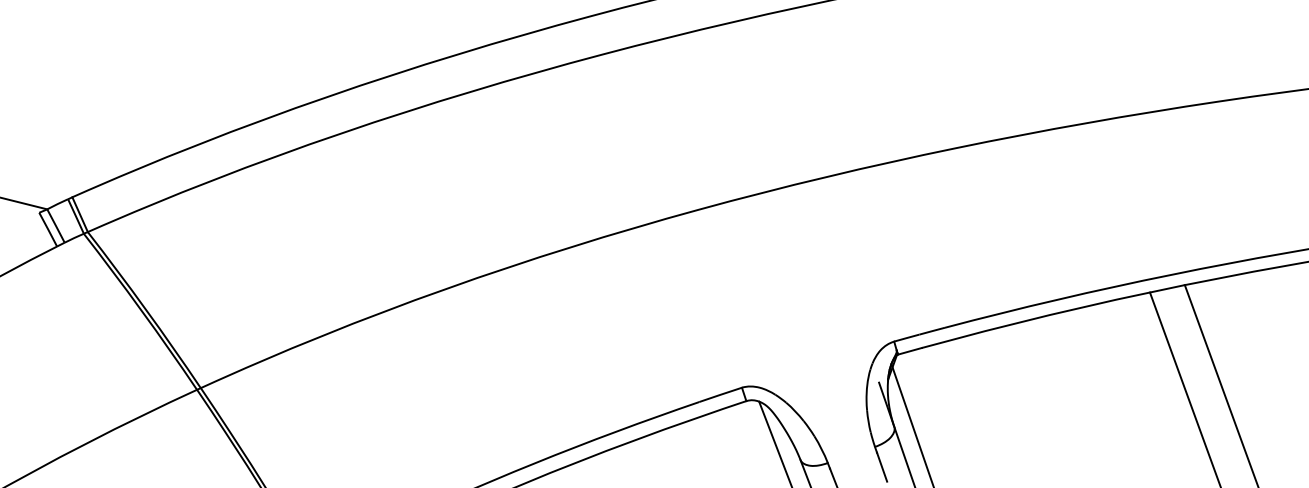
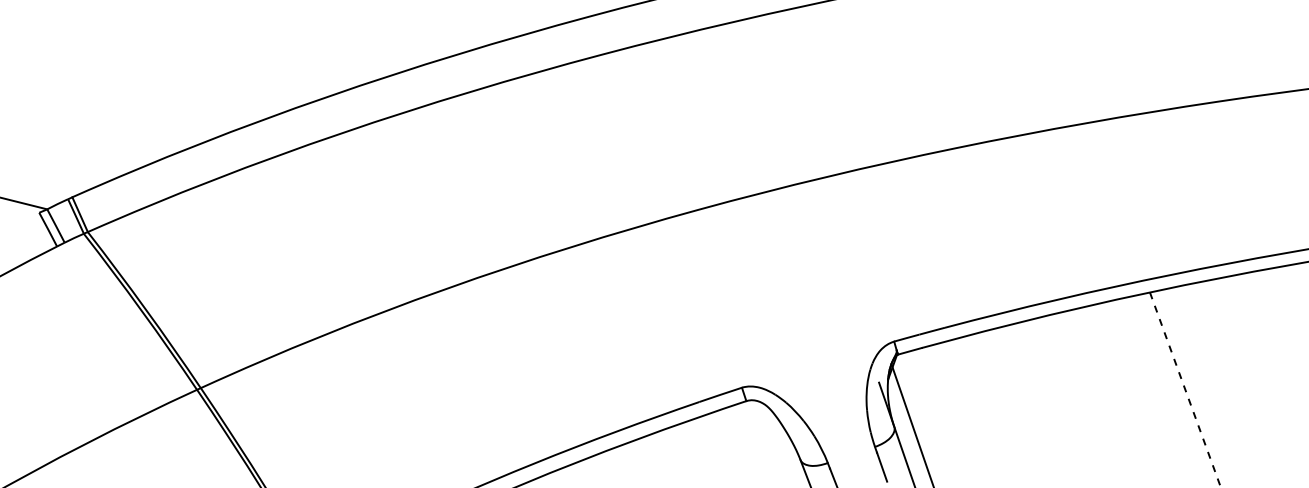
line: present -> none (1220, 384)
line: solid -> dashed (1185, 389)
line: present -> none (775, 442)
